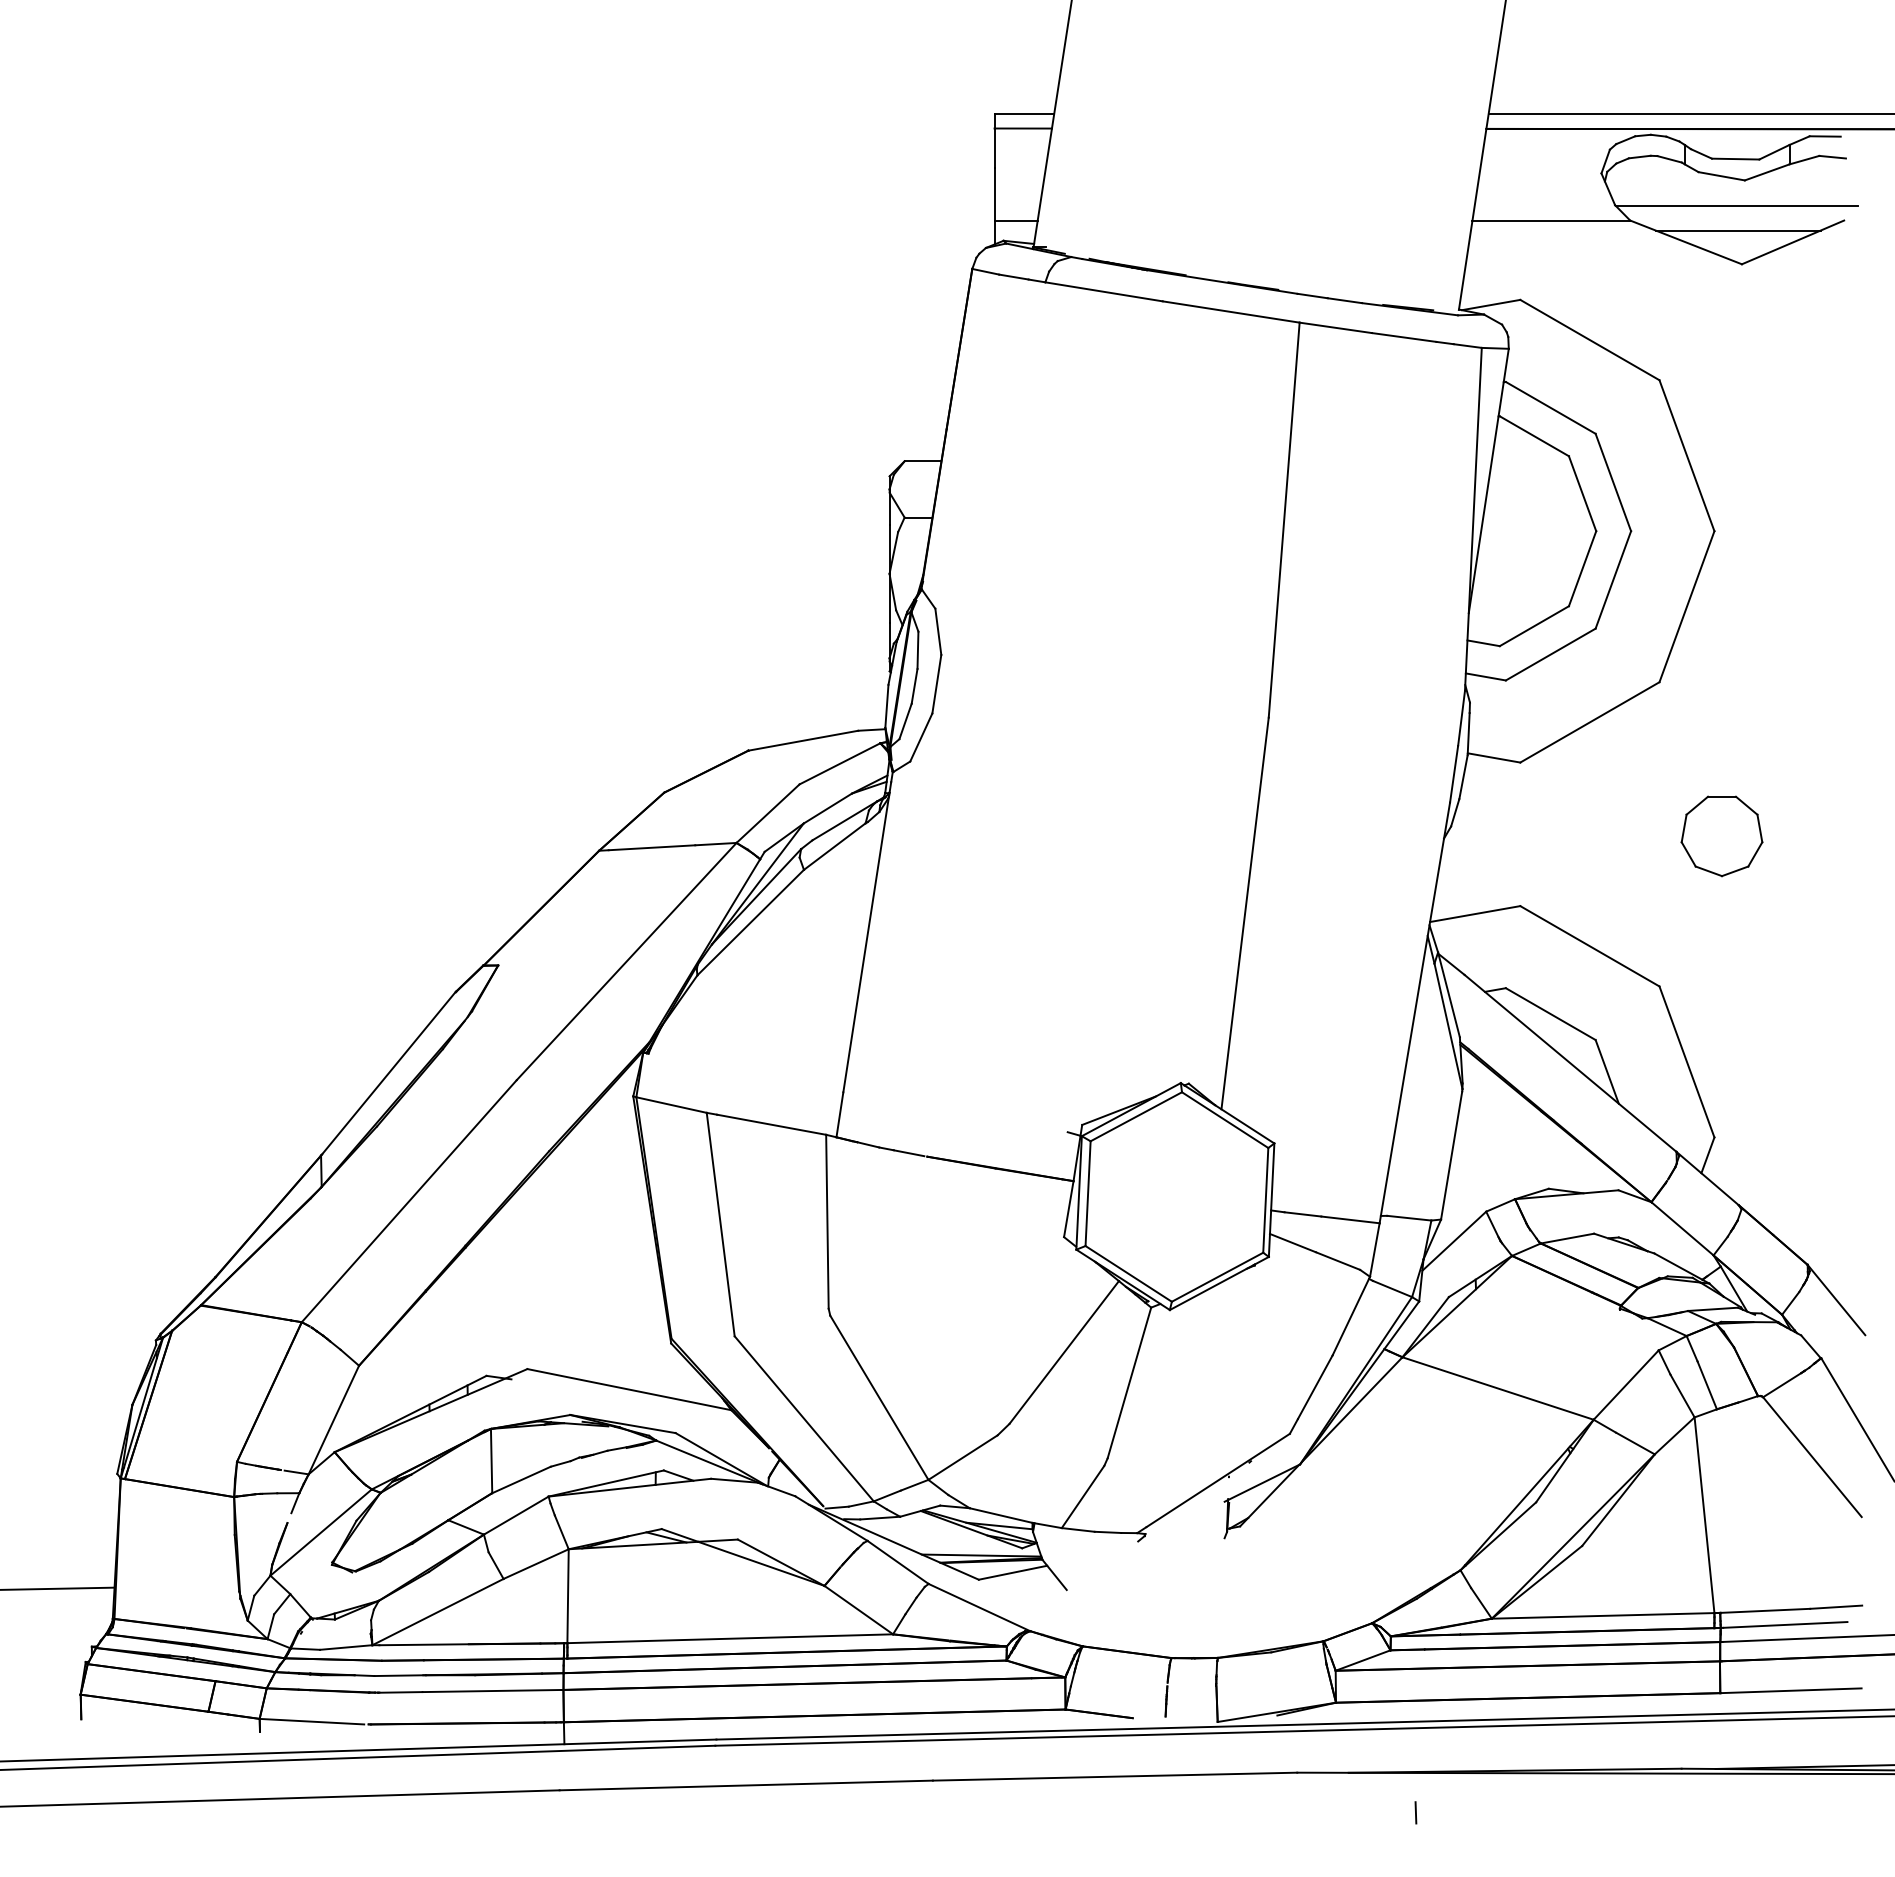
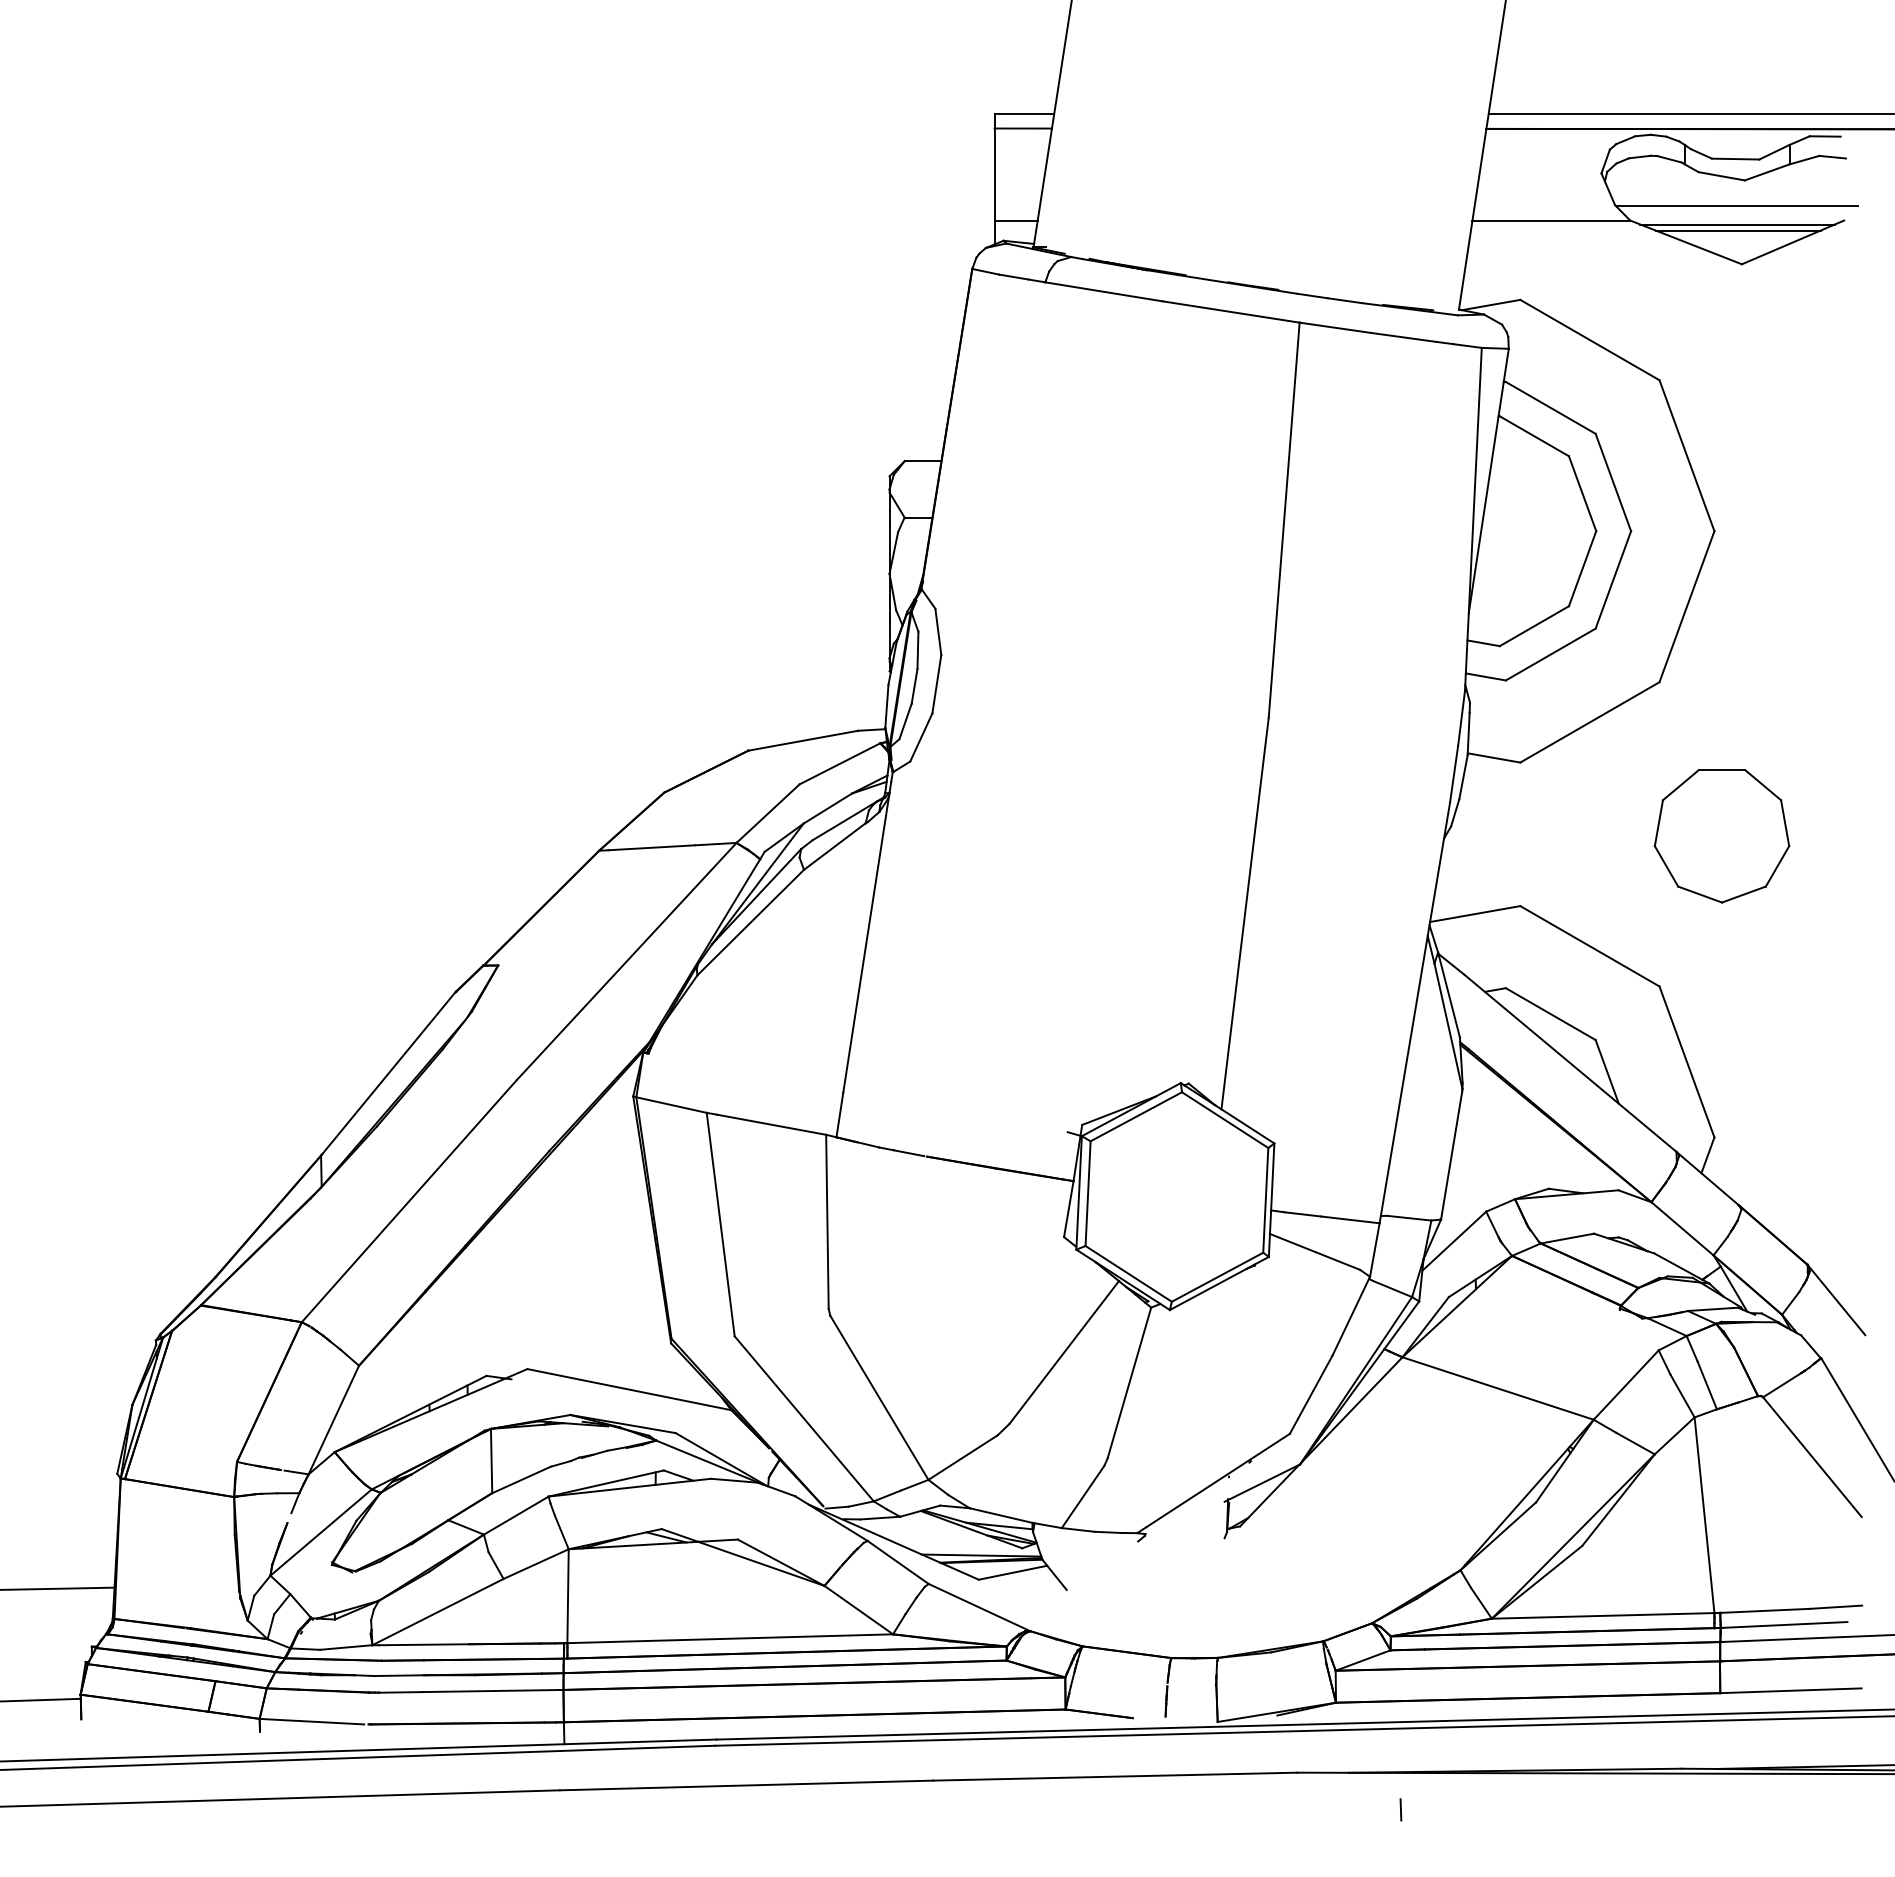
line: none -> present (1737, 224)
part size: 84x83 px -> 138x135 px (1721, 836)
line: none -> present (41, 1699)
line position: (1415, 1812) -> (1400, 1809) (1400, 1809)
